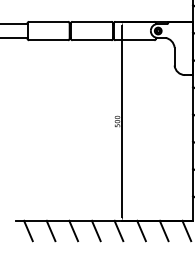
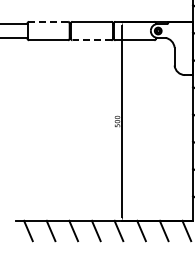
line: solid -> dashed (48, 21)
line: solid -> dashed (91, 40)
